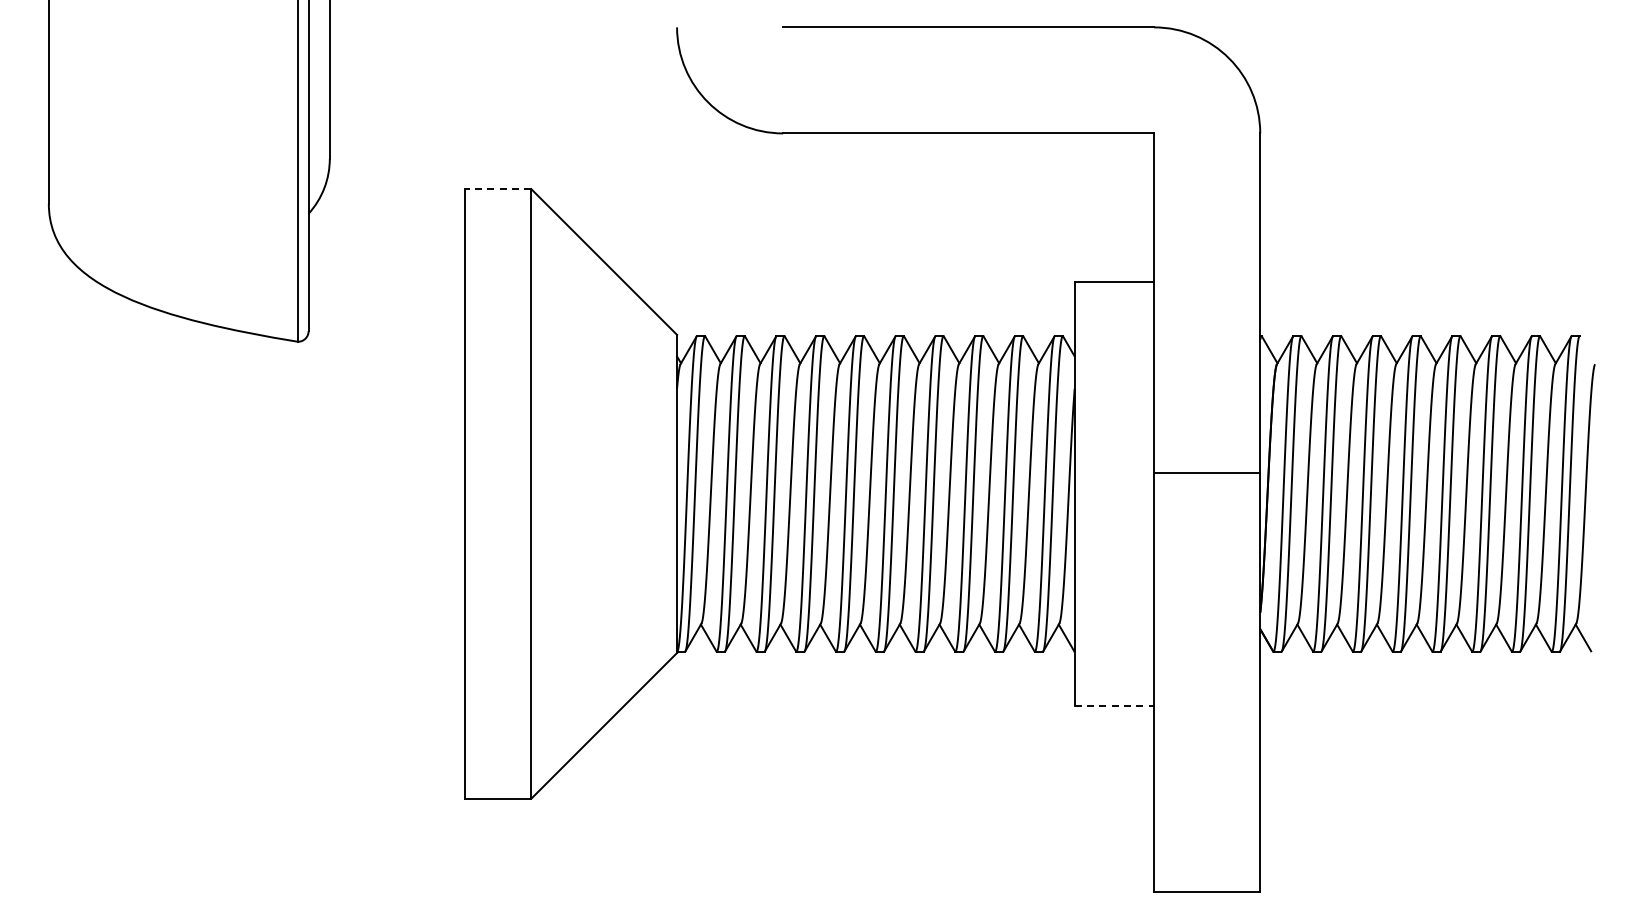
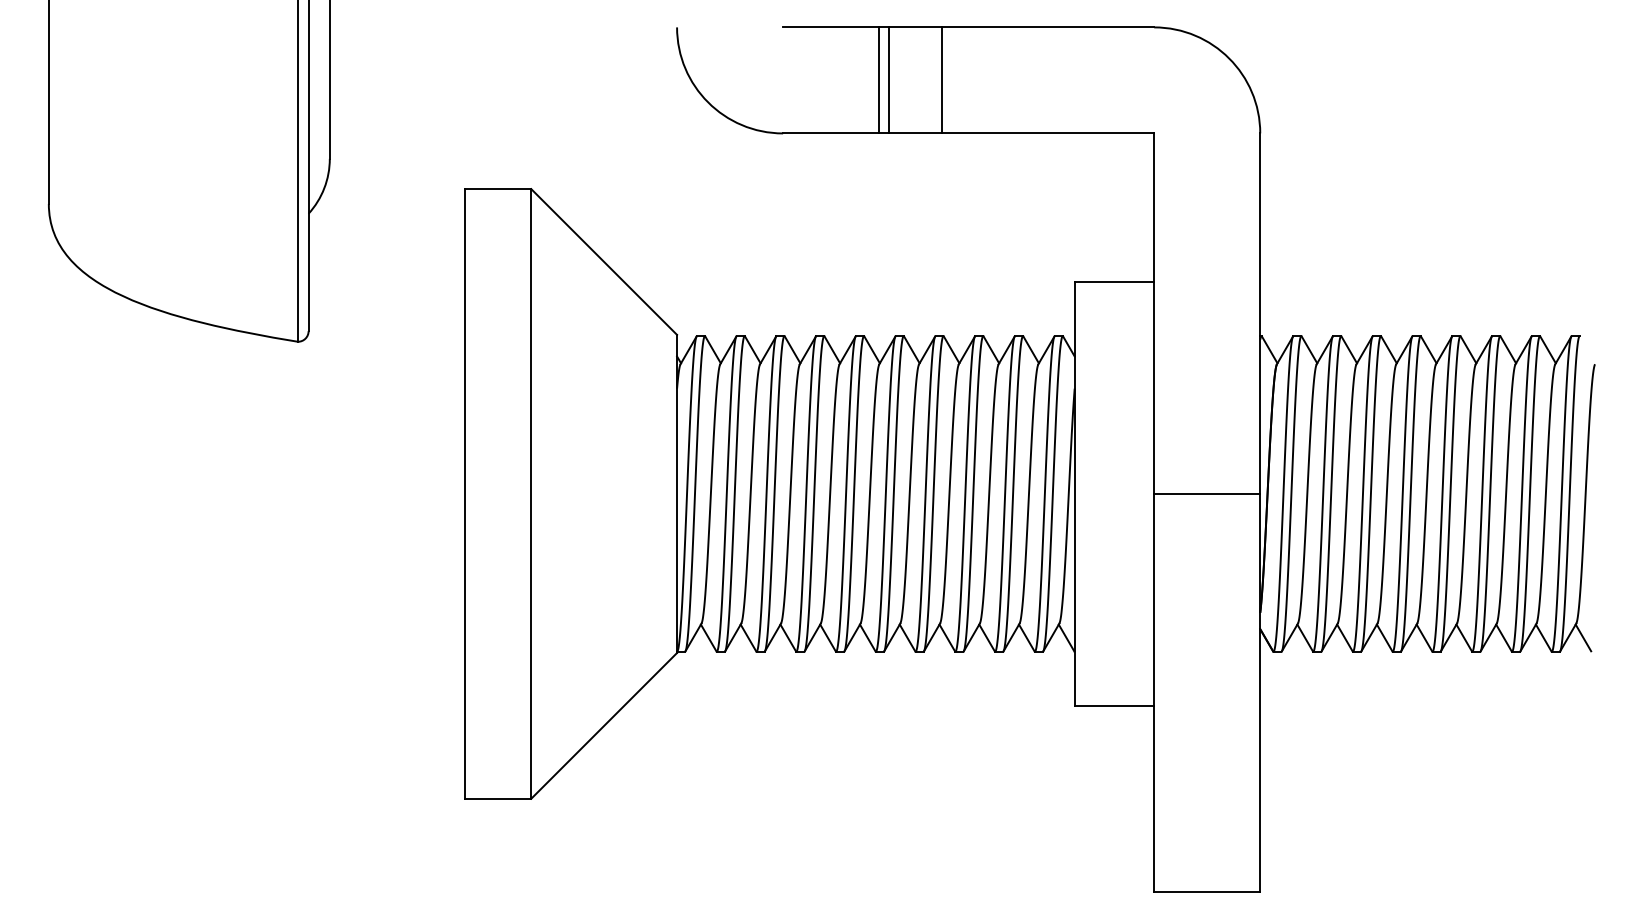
line: none -> present (878, 80)
line: none -> present (889, 80)
line: none -> present (942, 80)
line: dashed -> solid (497, 189)
line position: (1207, 472) -> (1207, 493) (1207, 493)
line: dashed -> solid (1114, 706)
